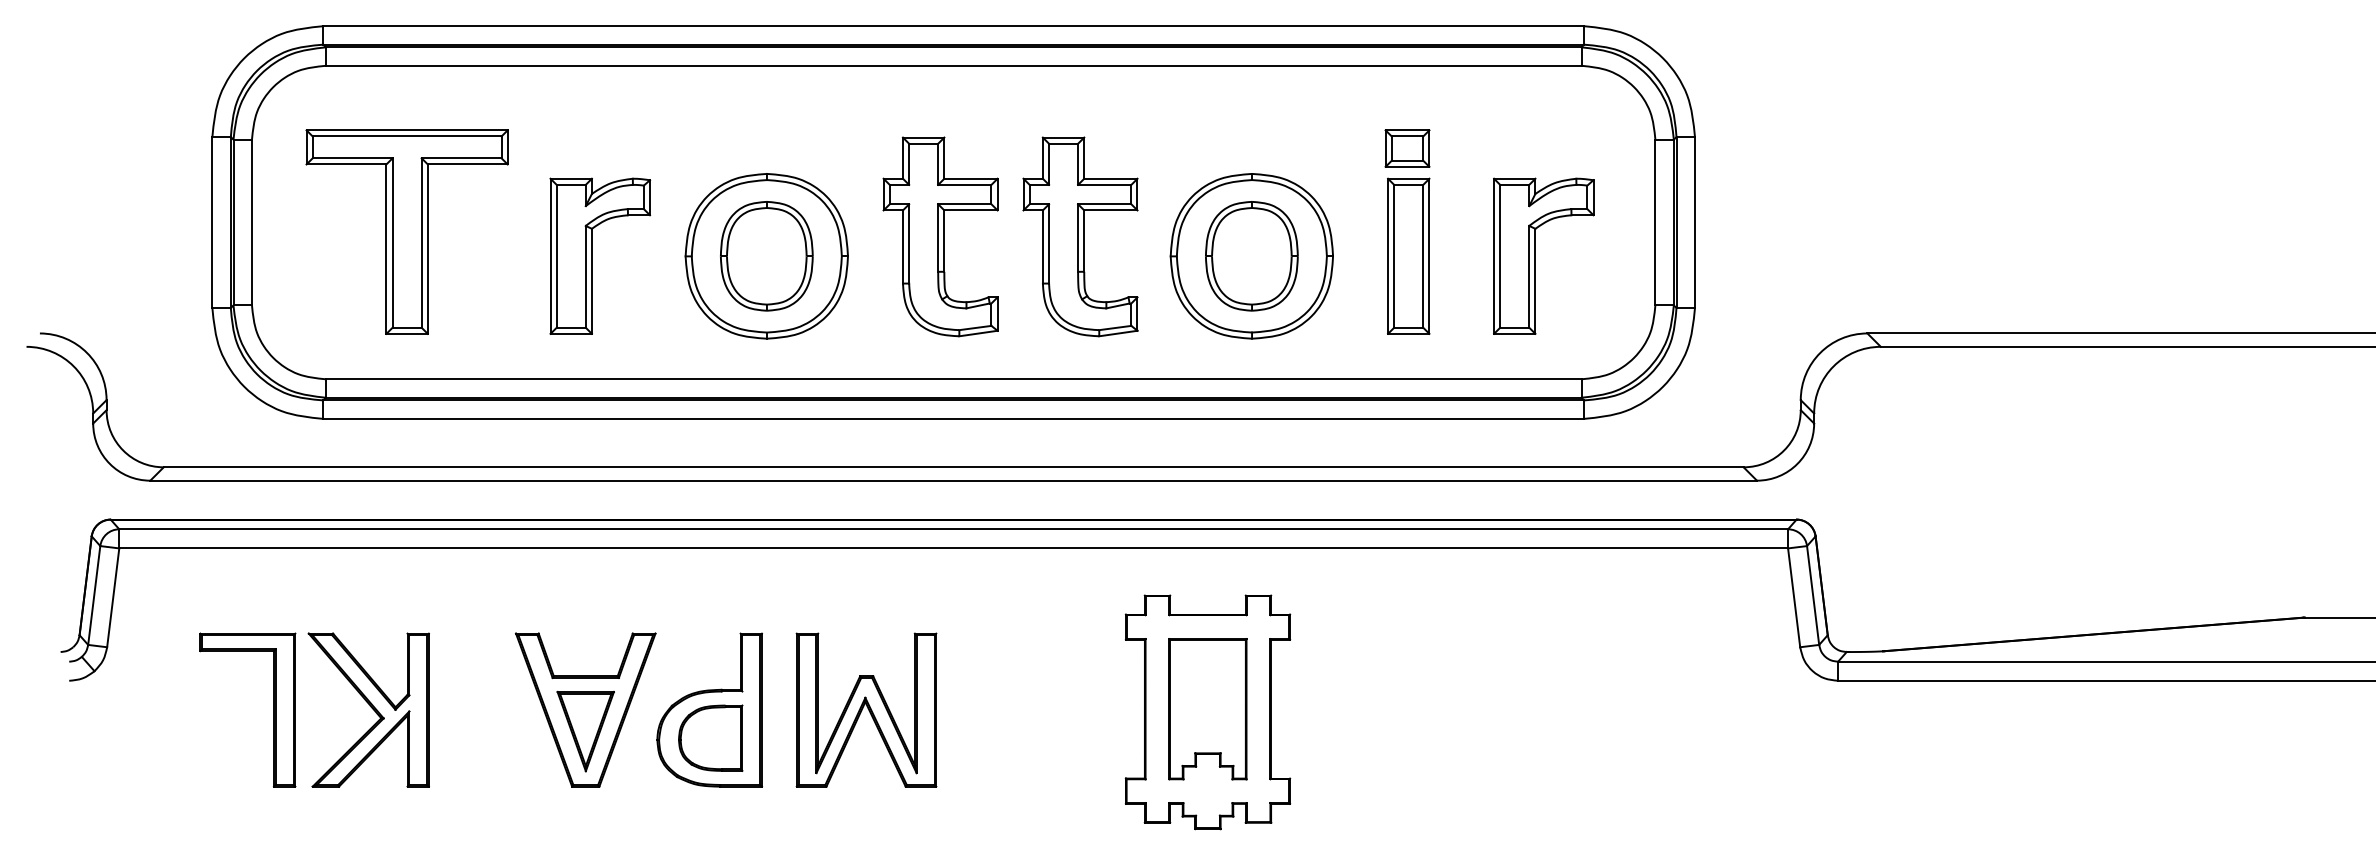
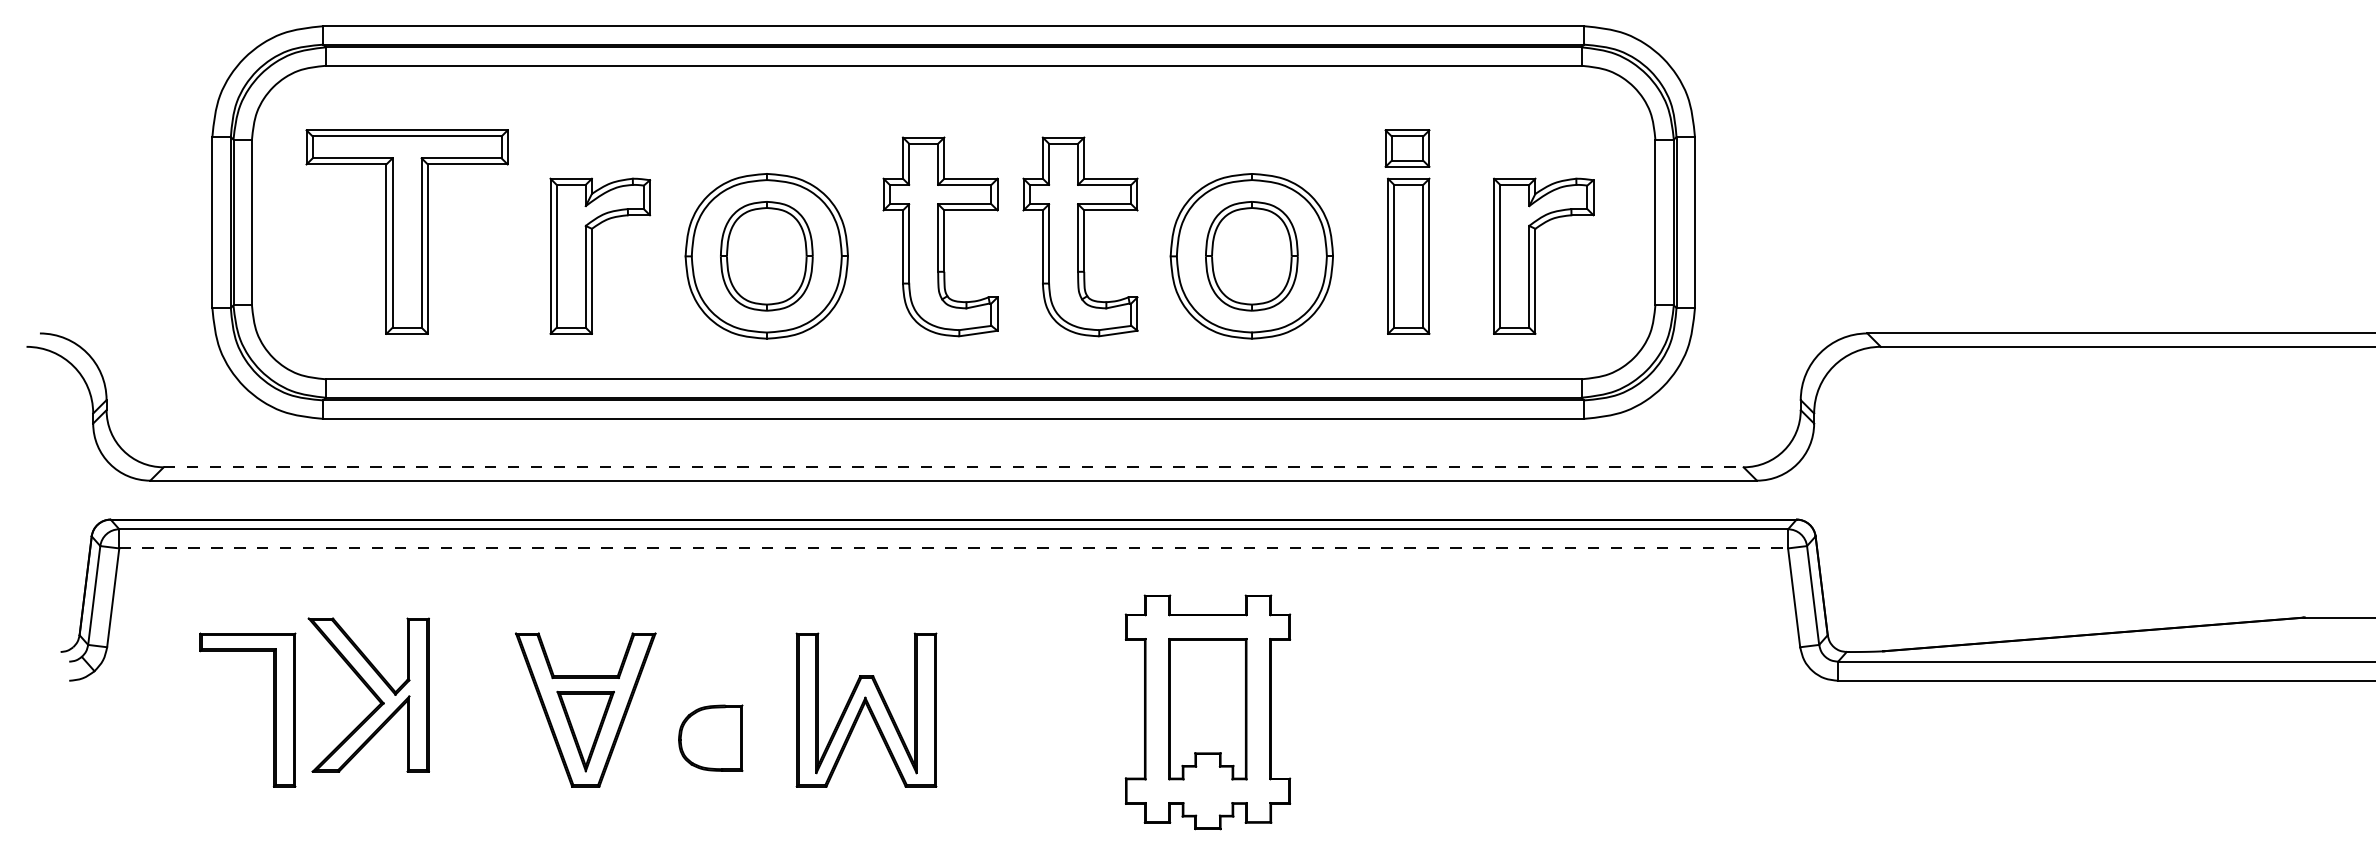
line: solid -> dashed (953, 467)
line: solid -> dashed (954, 548)
part position: (368, 709) -> (368, 694) (368, 694)
part: present -> none (709, 709)
